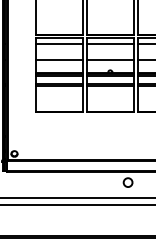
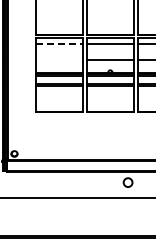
line: solid -> dashed (60, 43)
line: present -> none (59, 59)
line: present -> none (77, 204)
